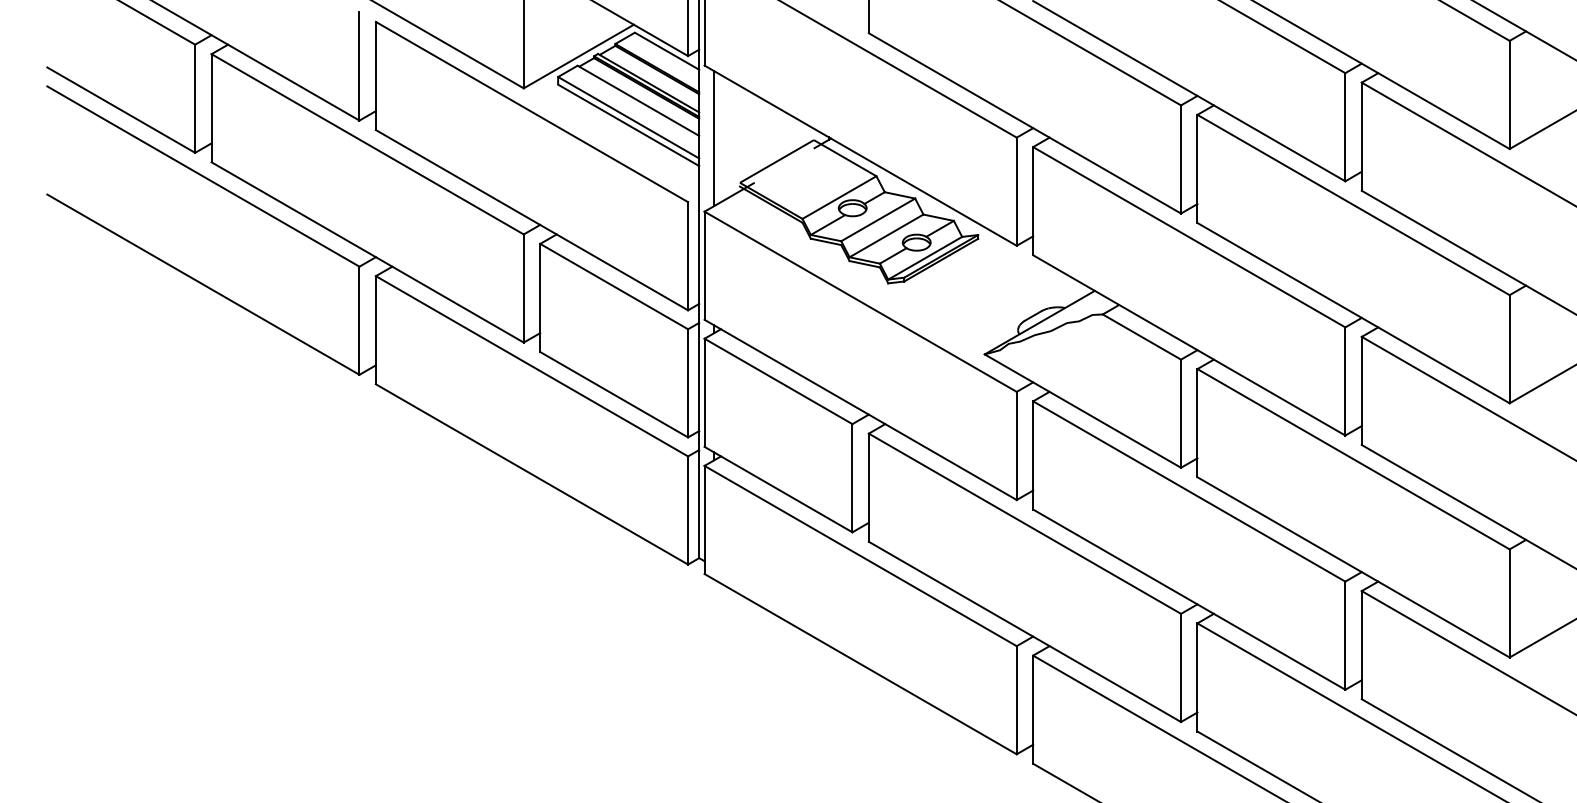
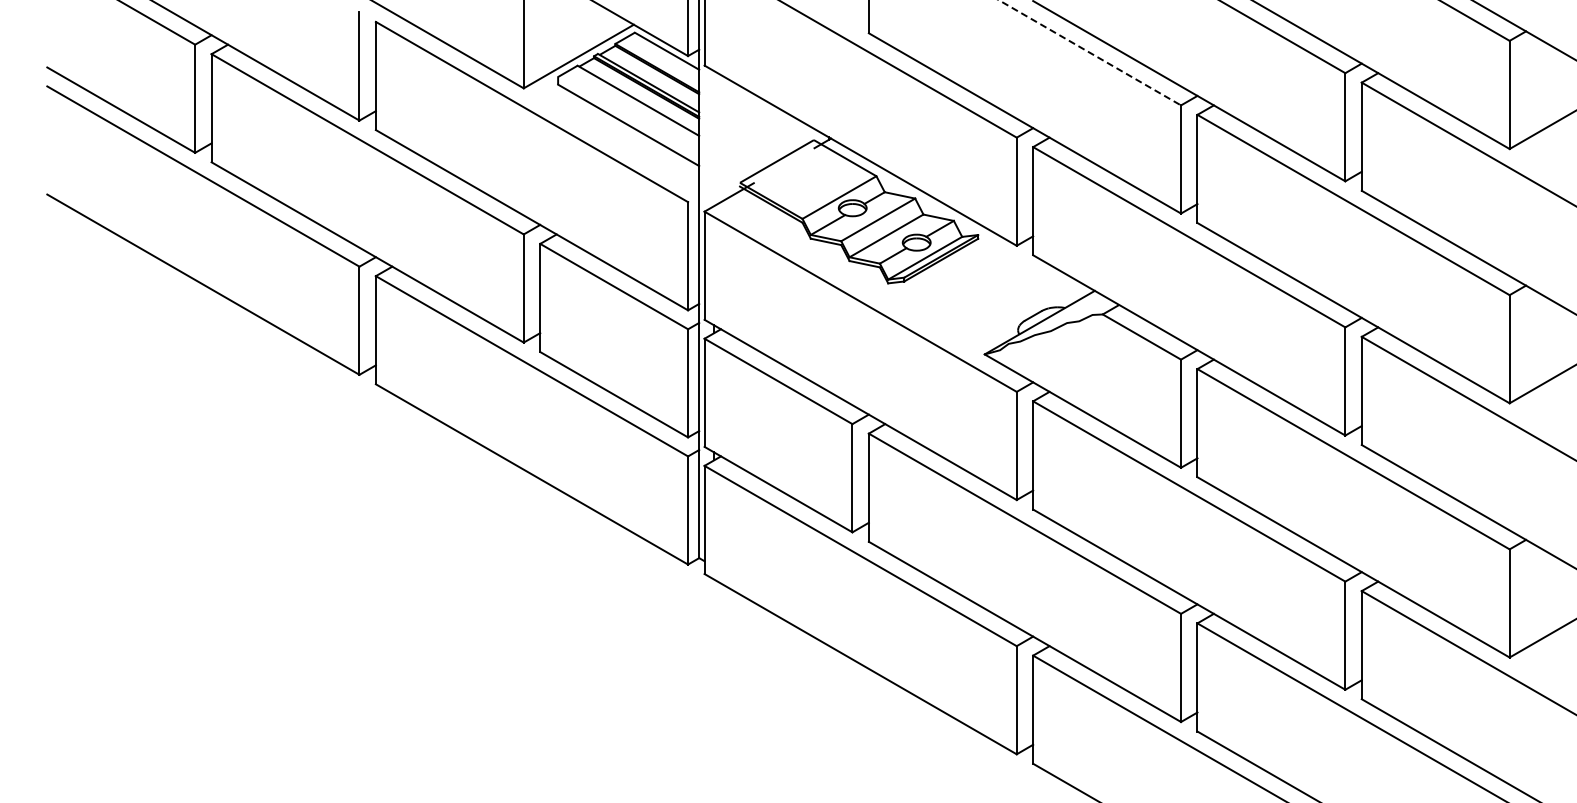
line: solid -> dashed (1090, 52)
line: present -> none (628, 117)
line: present -> none (713, 138)
